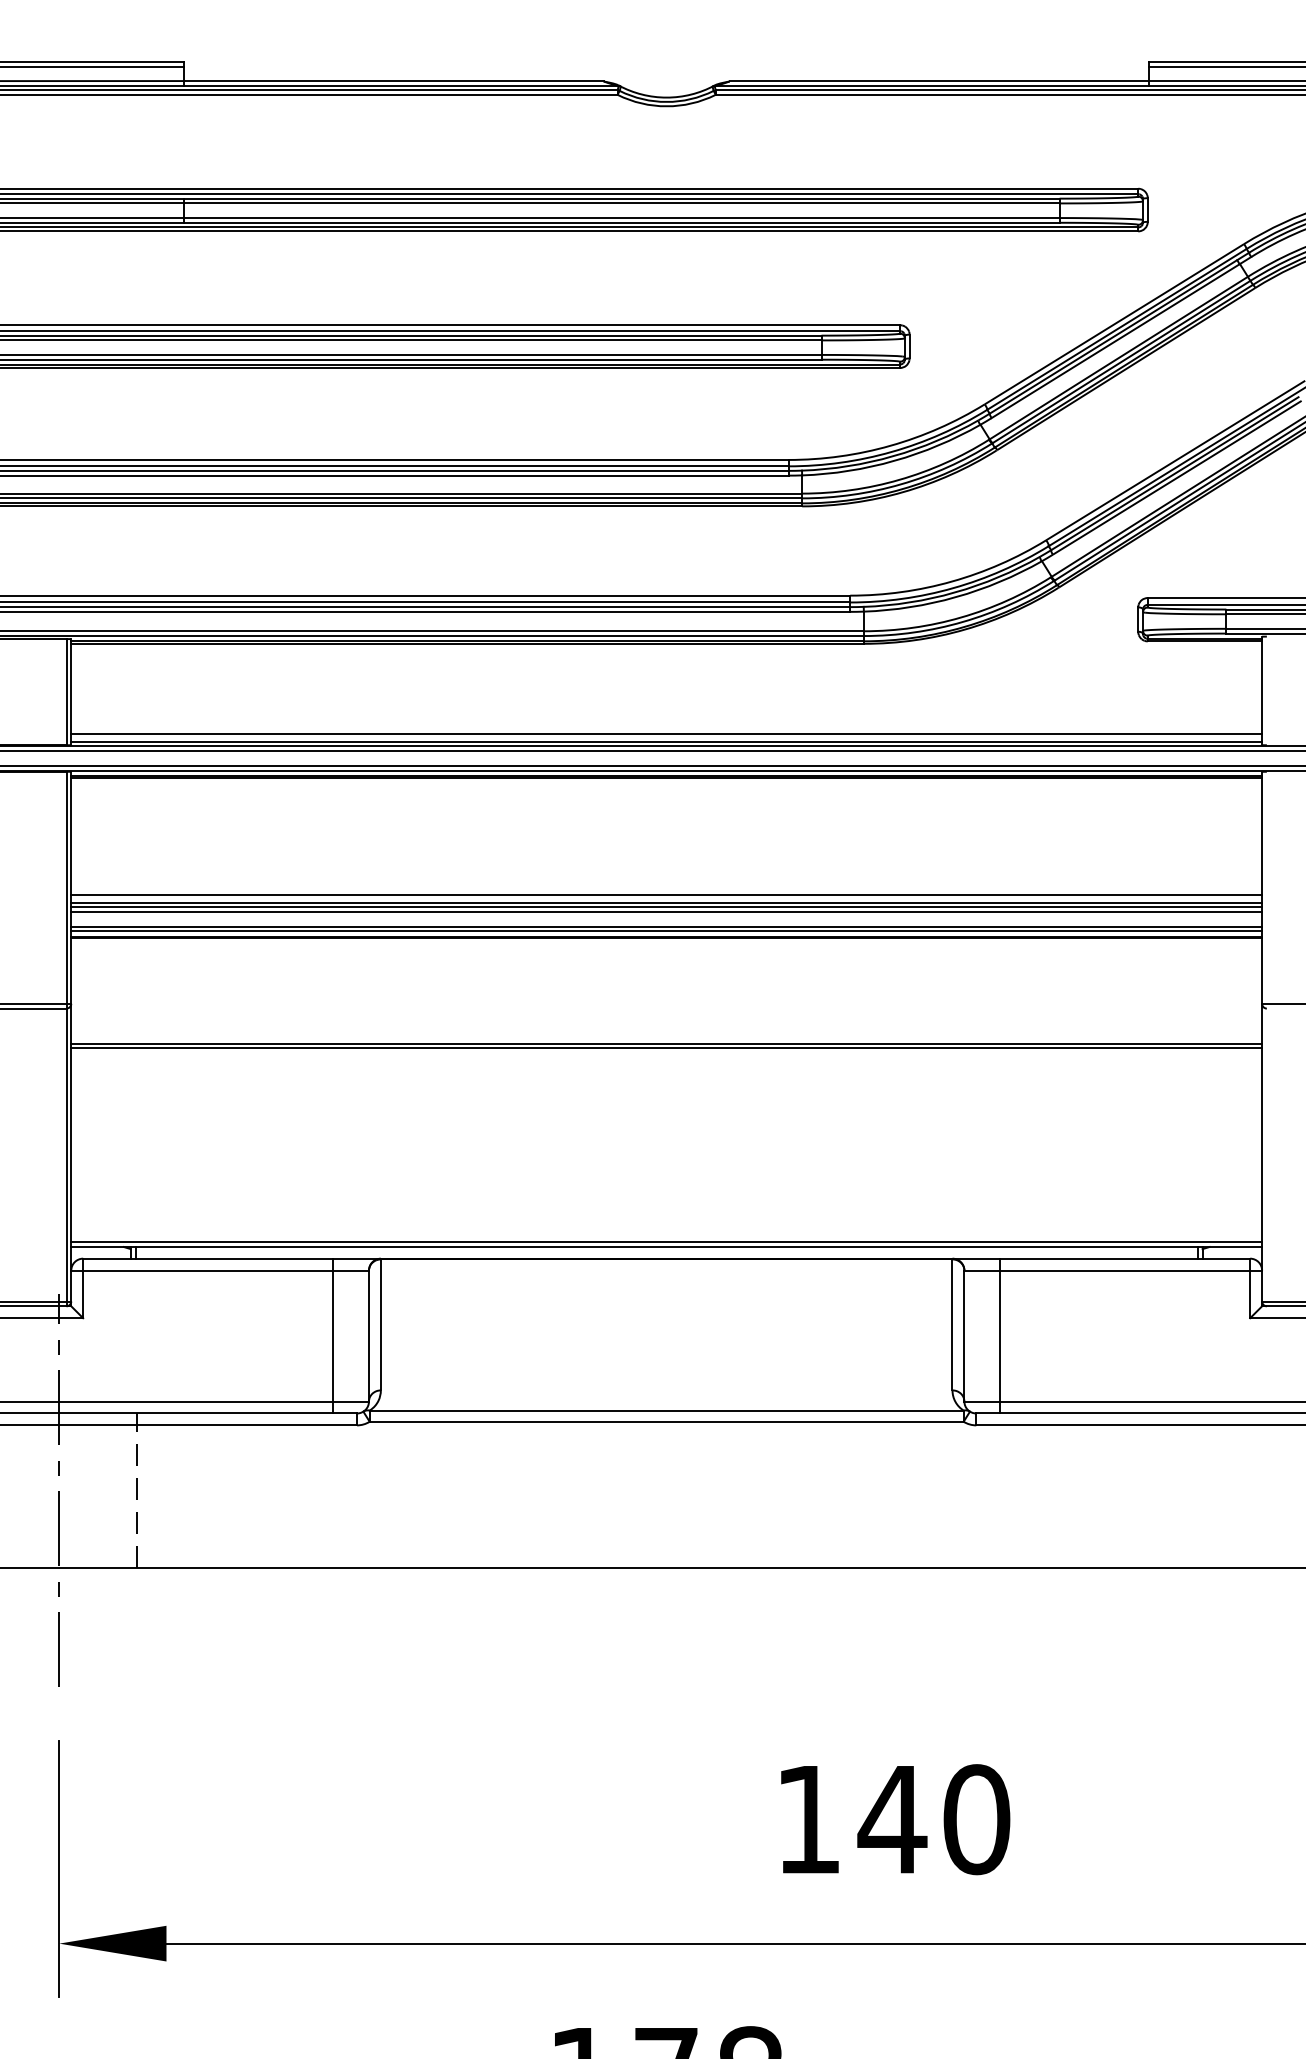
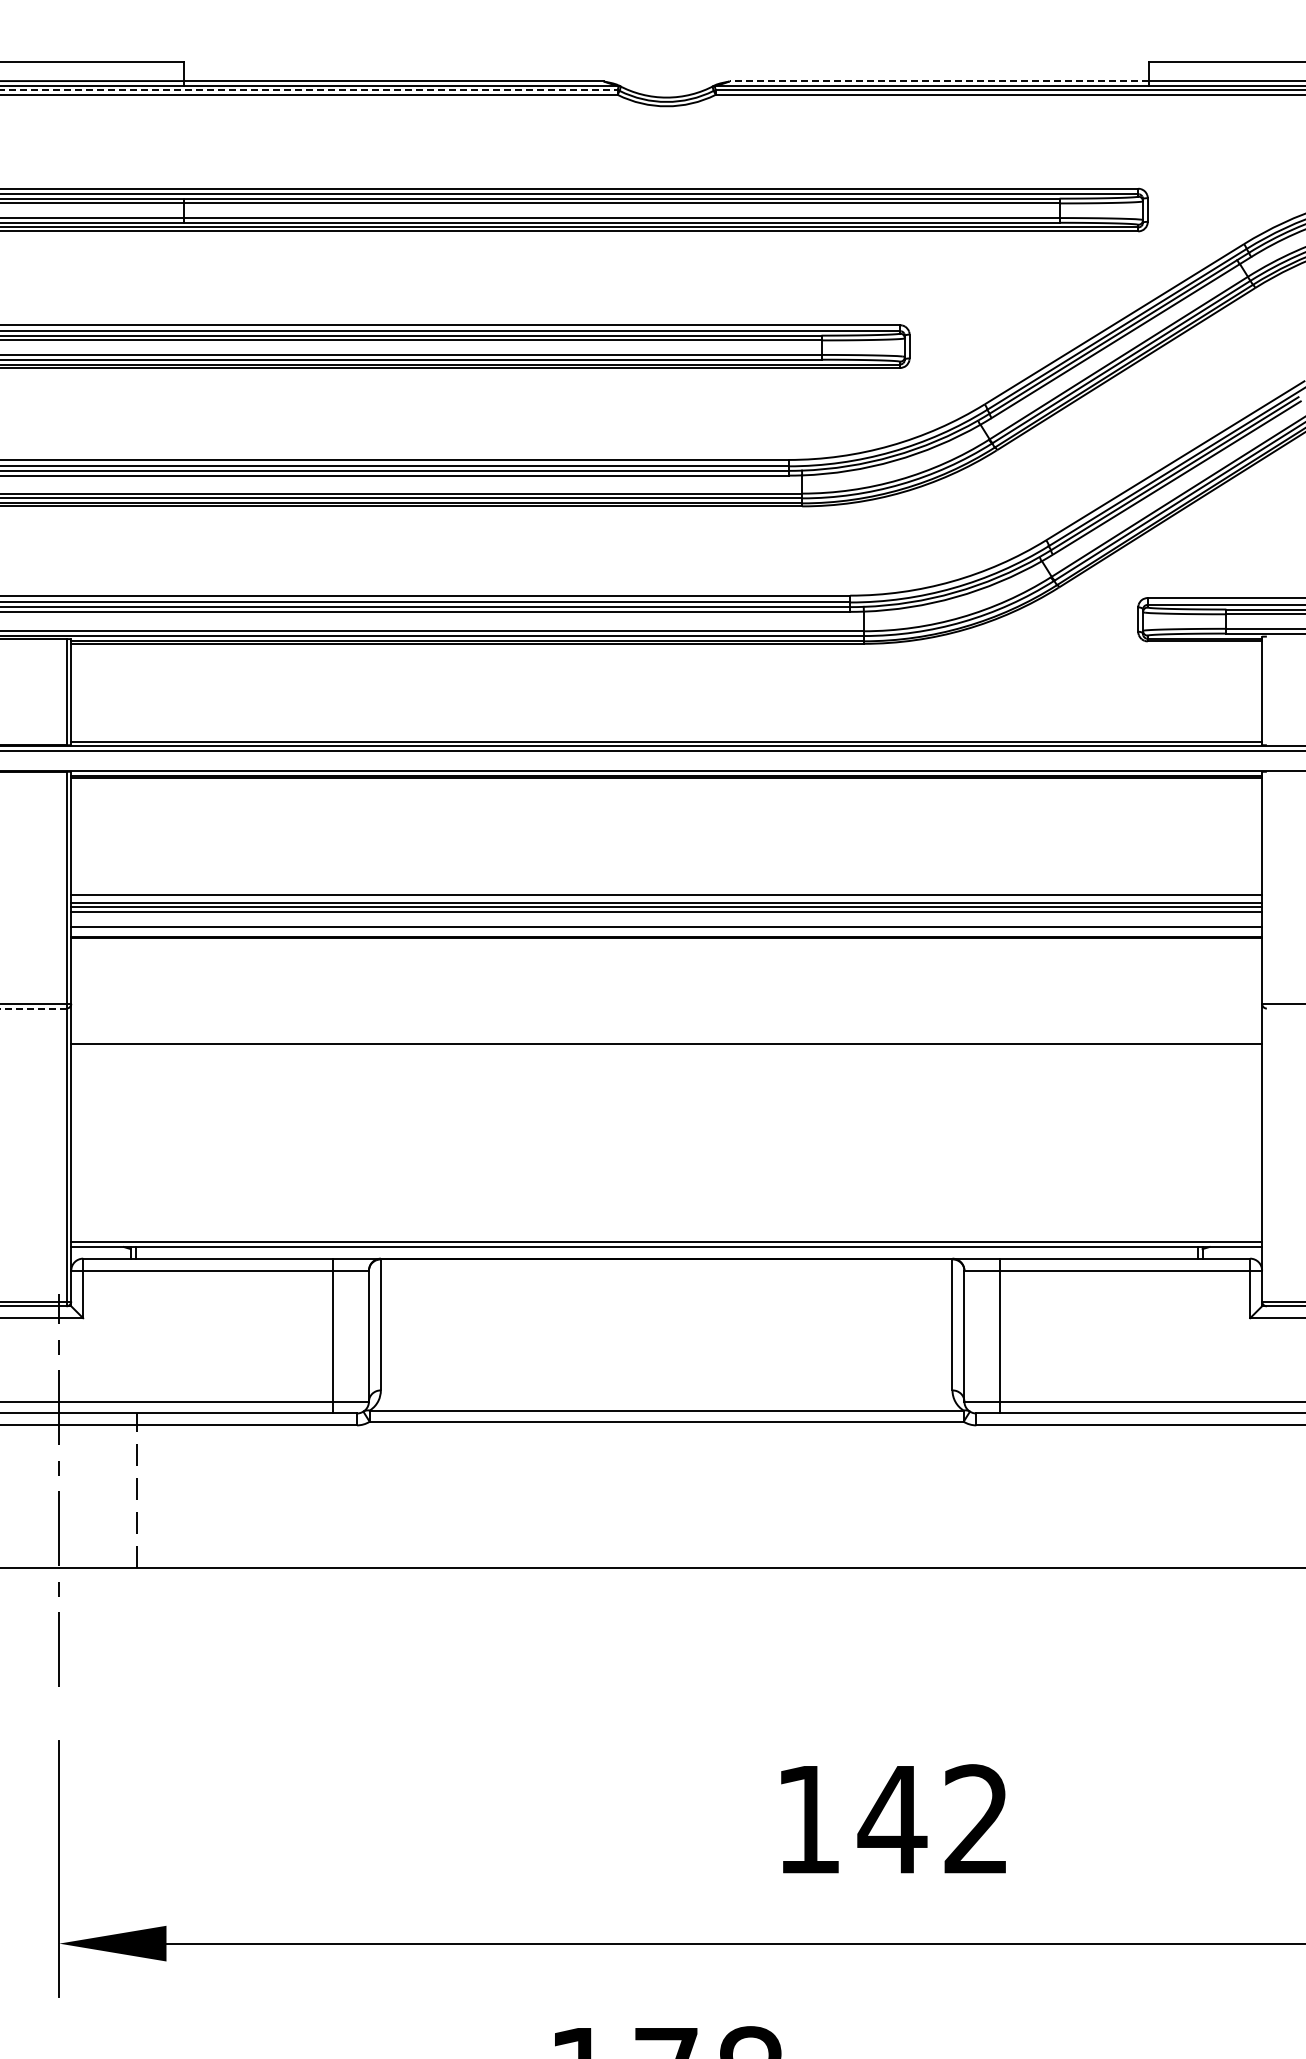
line: present -> none (93, 66)
line: present -> none (1225, 66)
line: solid -> dashed (939, 81)
line: solid -> dashed (309, 90)
line: present -> none (666, 734)
line: present -> none (652, 765)
line: present -> none (666, 931)
line: solid -> dashed (33, 1008)
line: present -> none (666, 1047)
text: 140 -> 142 (976, 1819)
